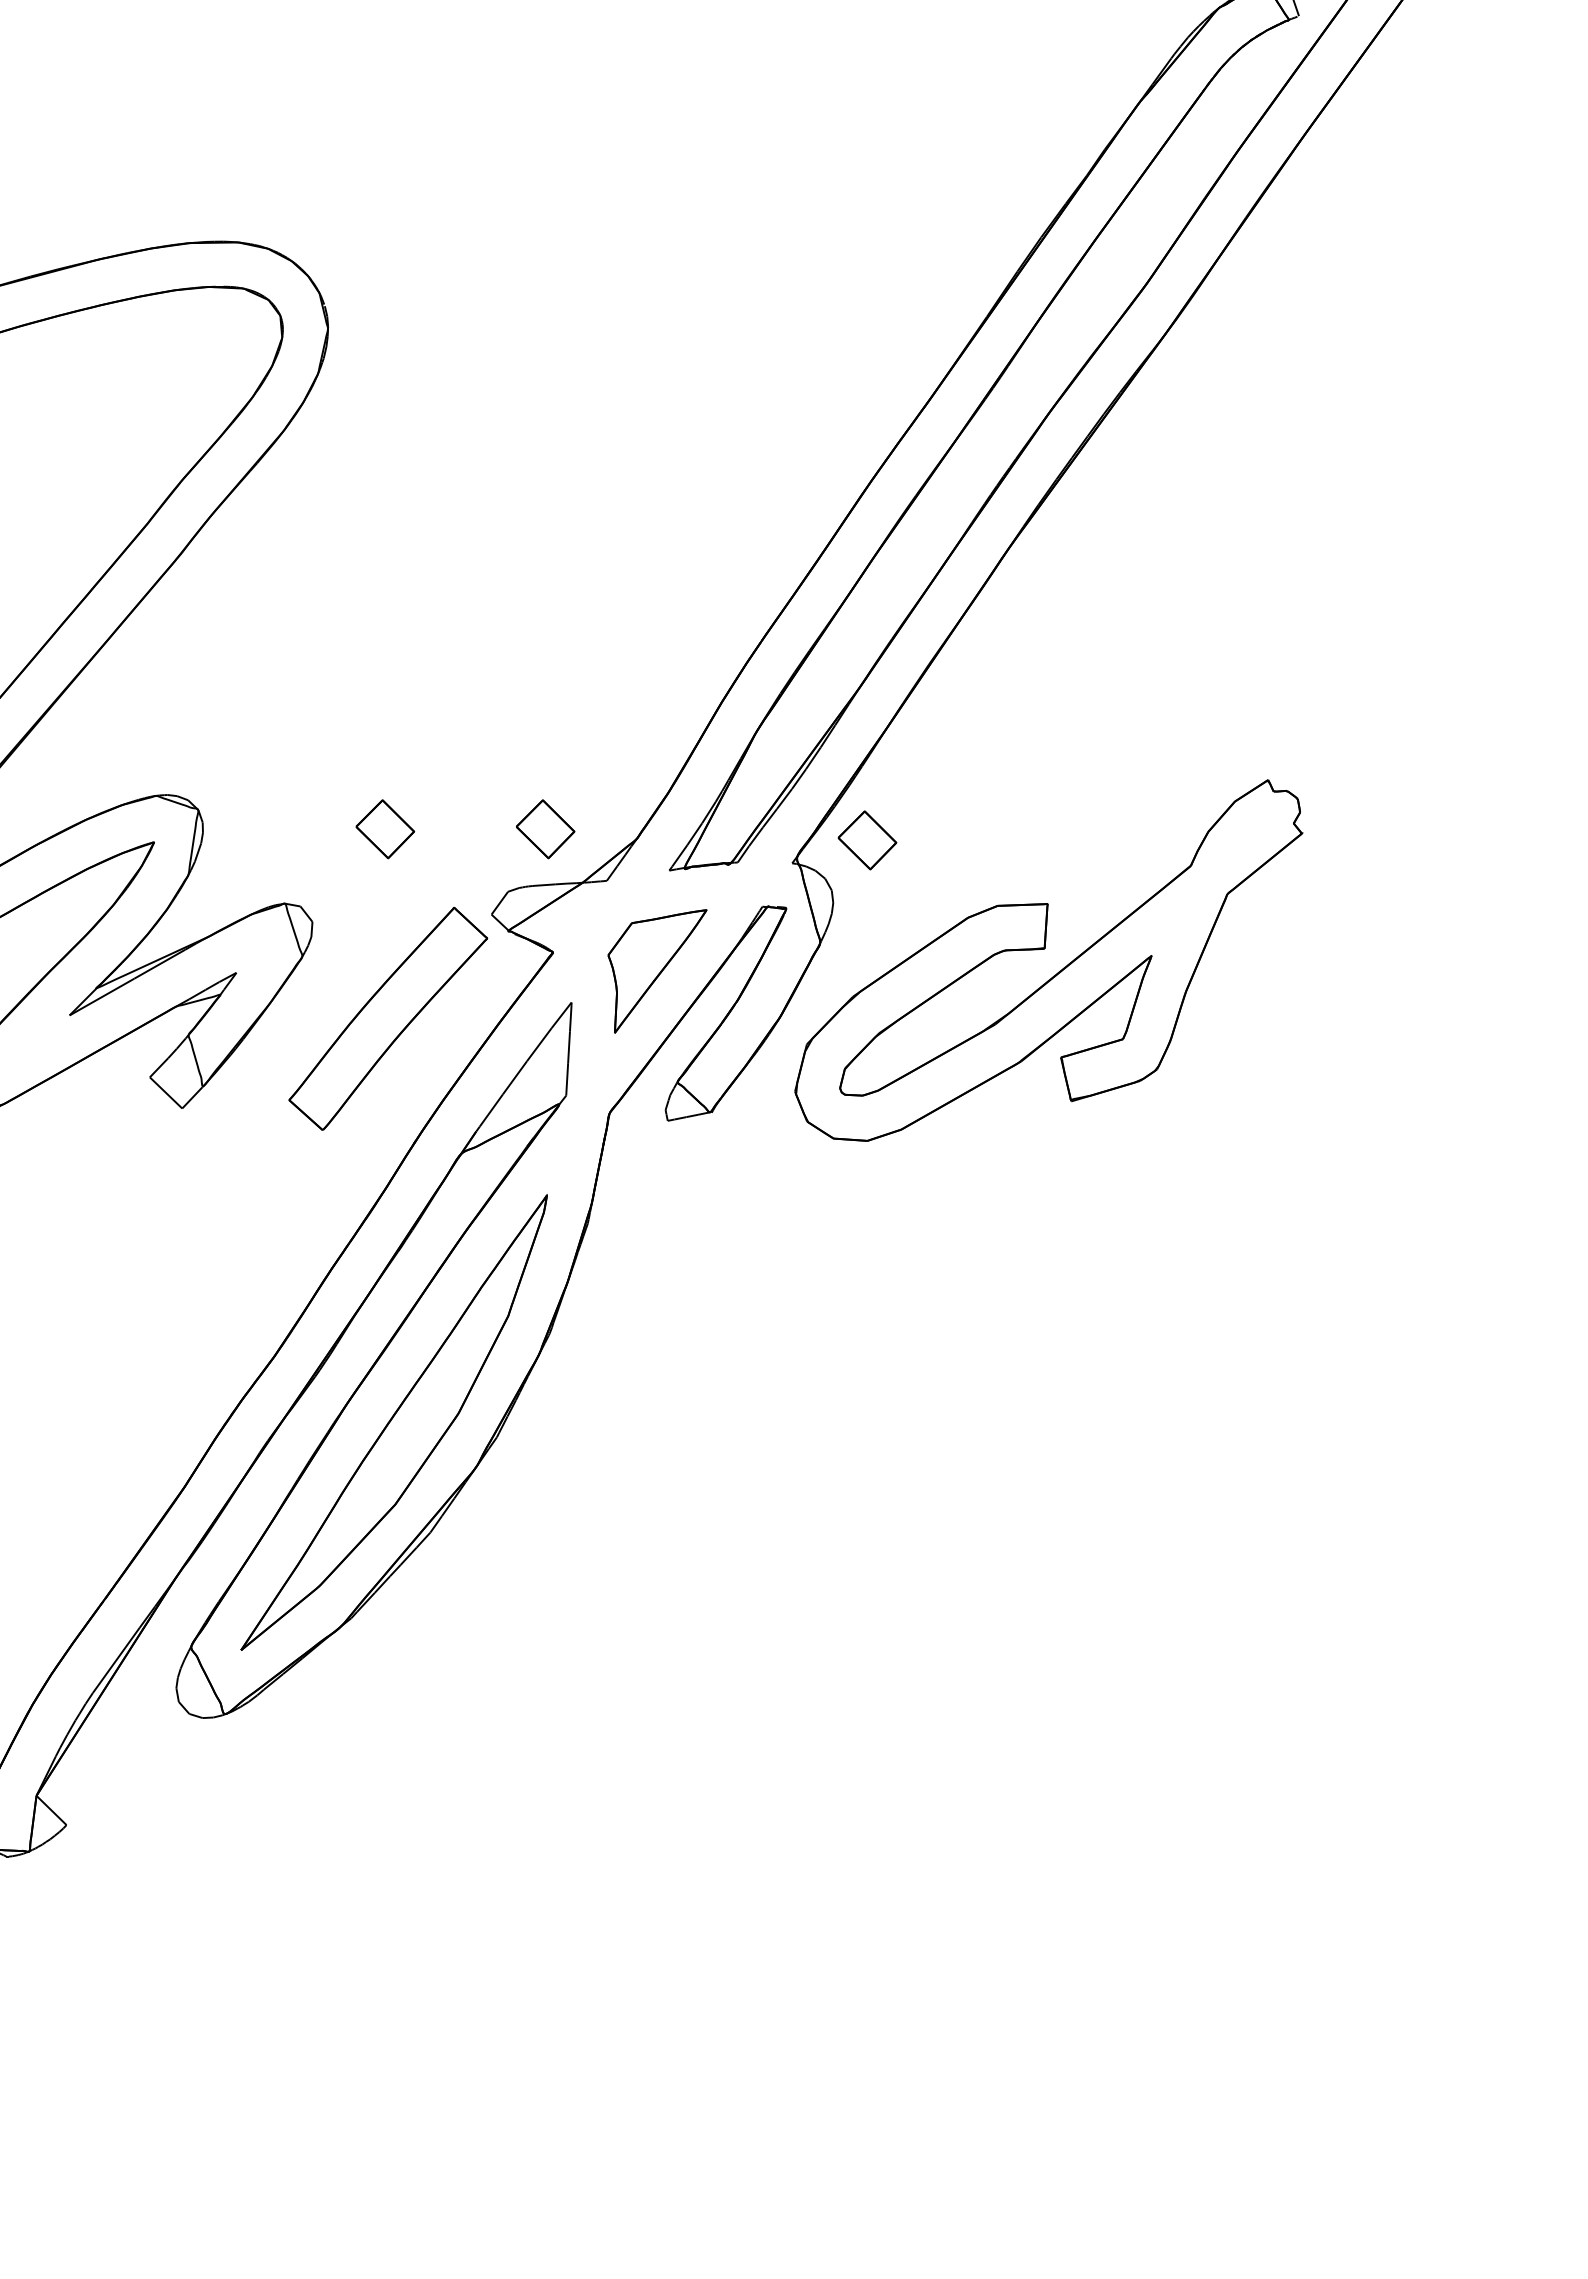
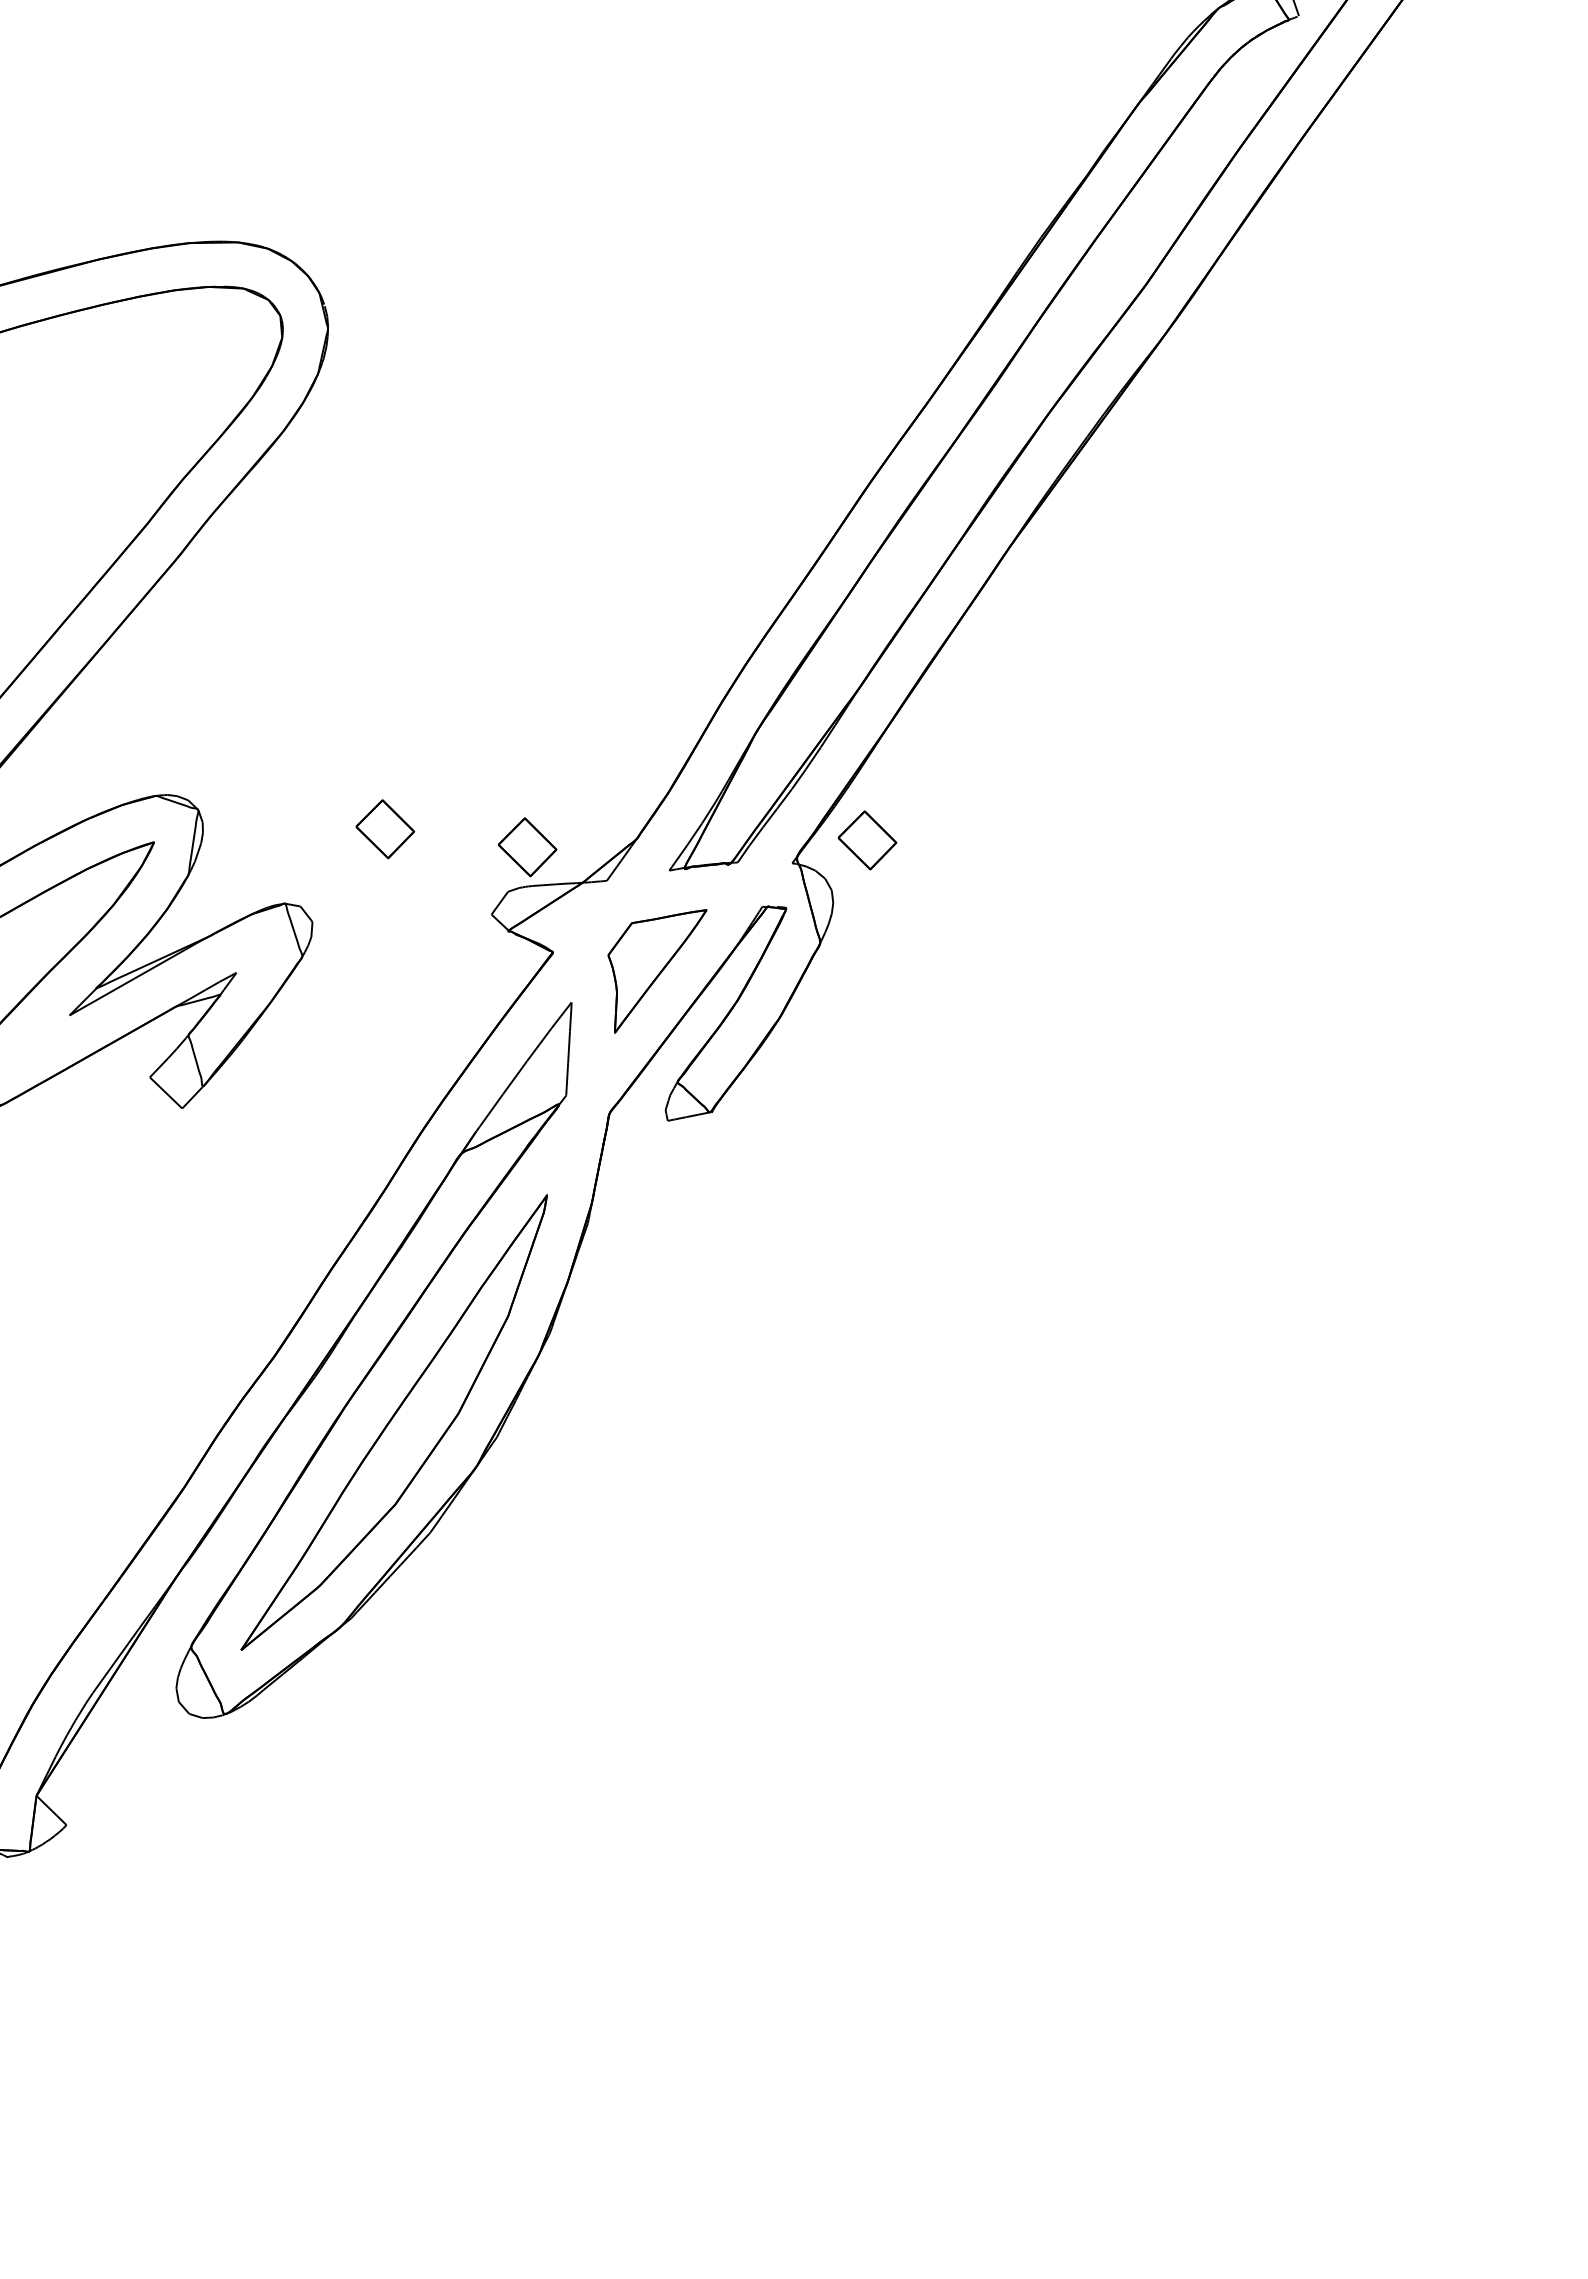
part position: (545, 829) -> (527, 847) (527, 847)
part: present -> none (1044, 949)
part: present -> none (388, 1018)
